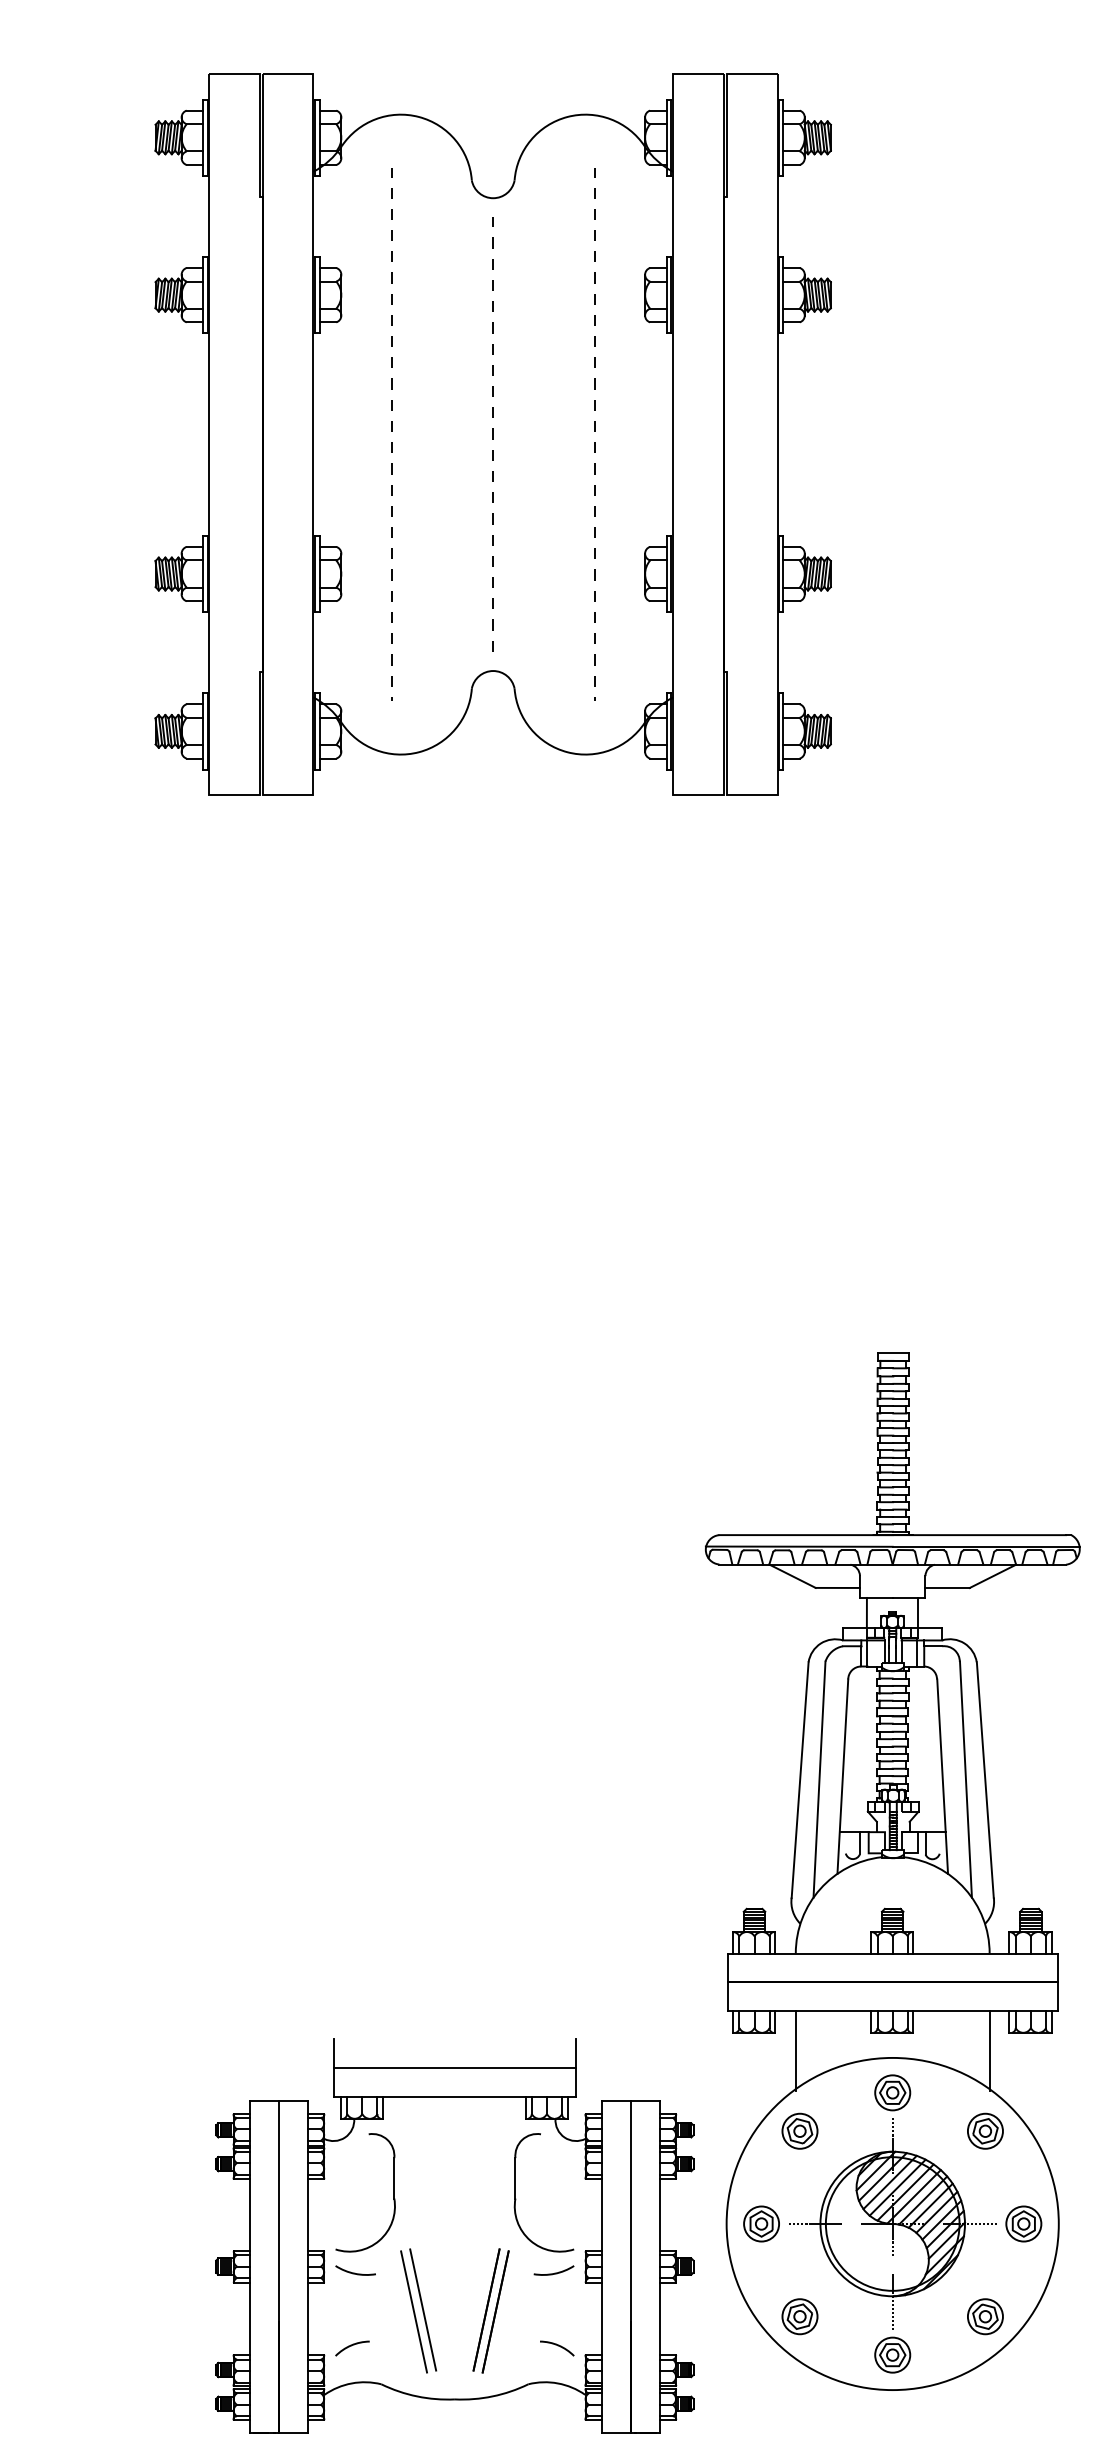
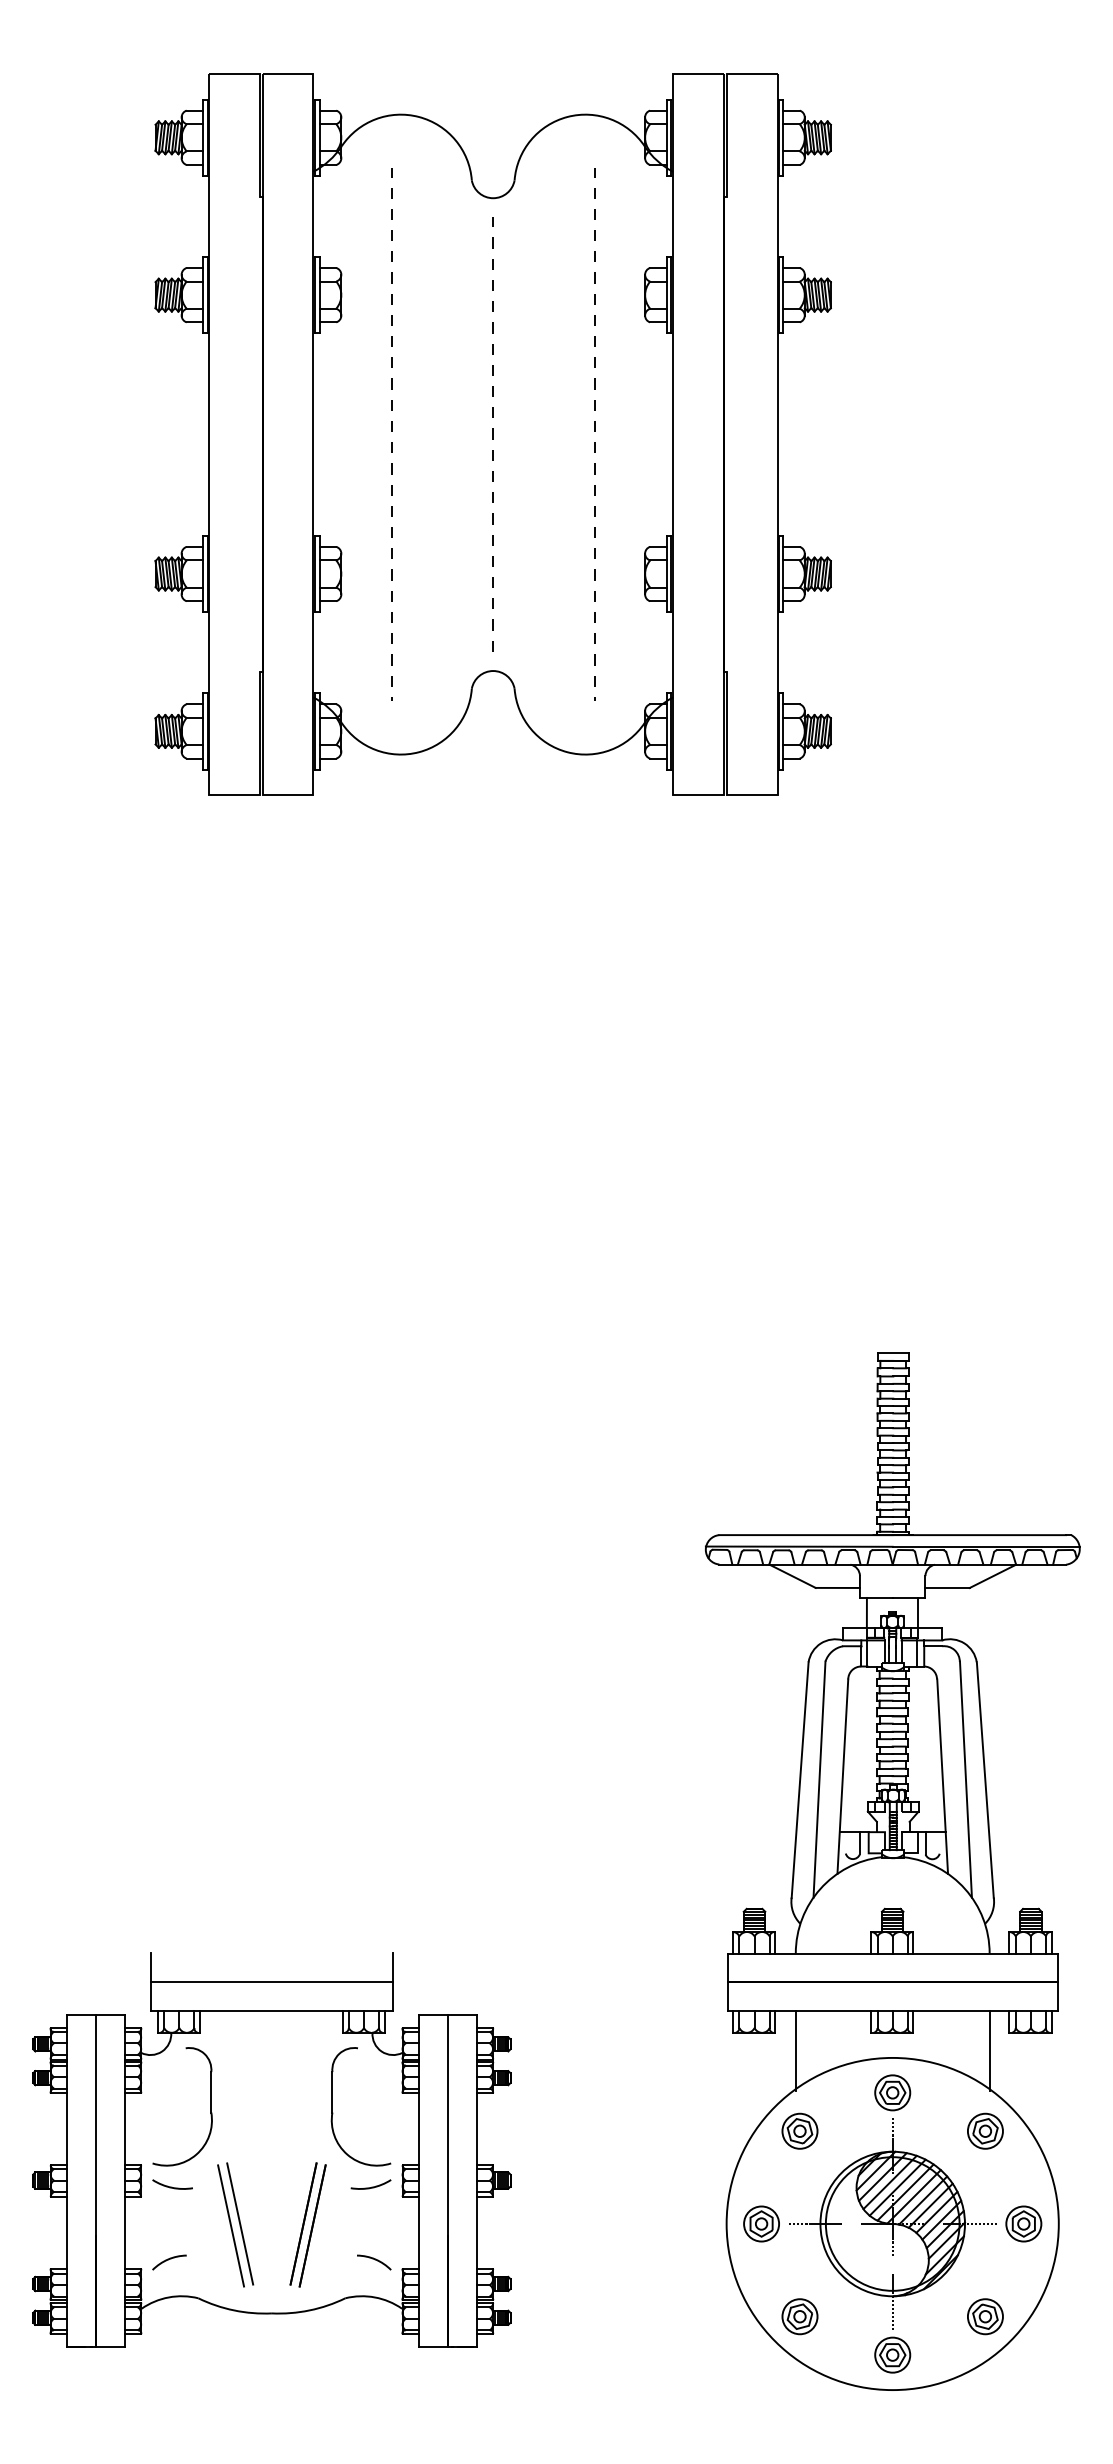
part position: (454, 2235) -> (271, 2149) (271, 2149)
